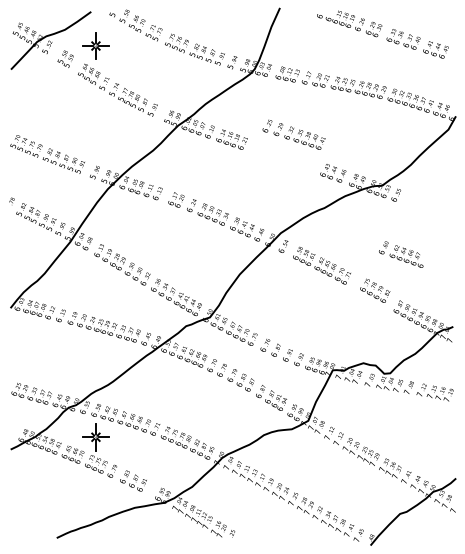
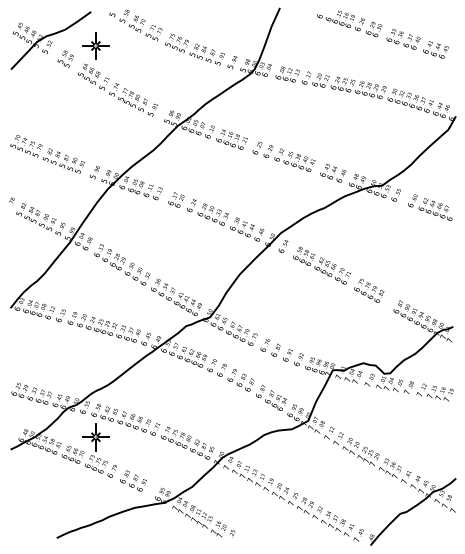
text position: (293, 134) -> (283, 156) (283, 156)
text position: (401, 254) -> (430, 207) (430, 207)
text position: (375, 290) -> (369, 290) (369, 290)
